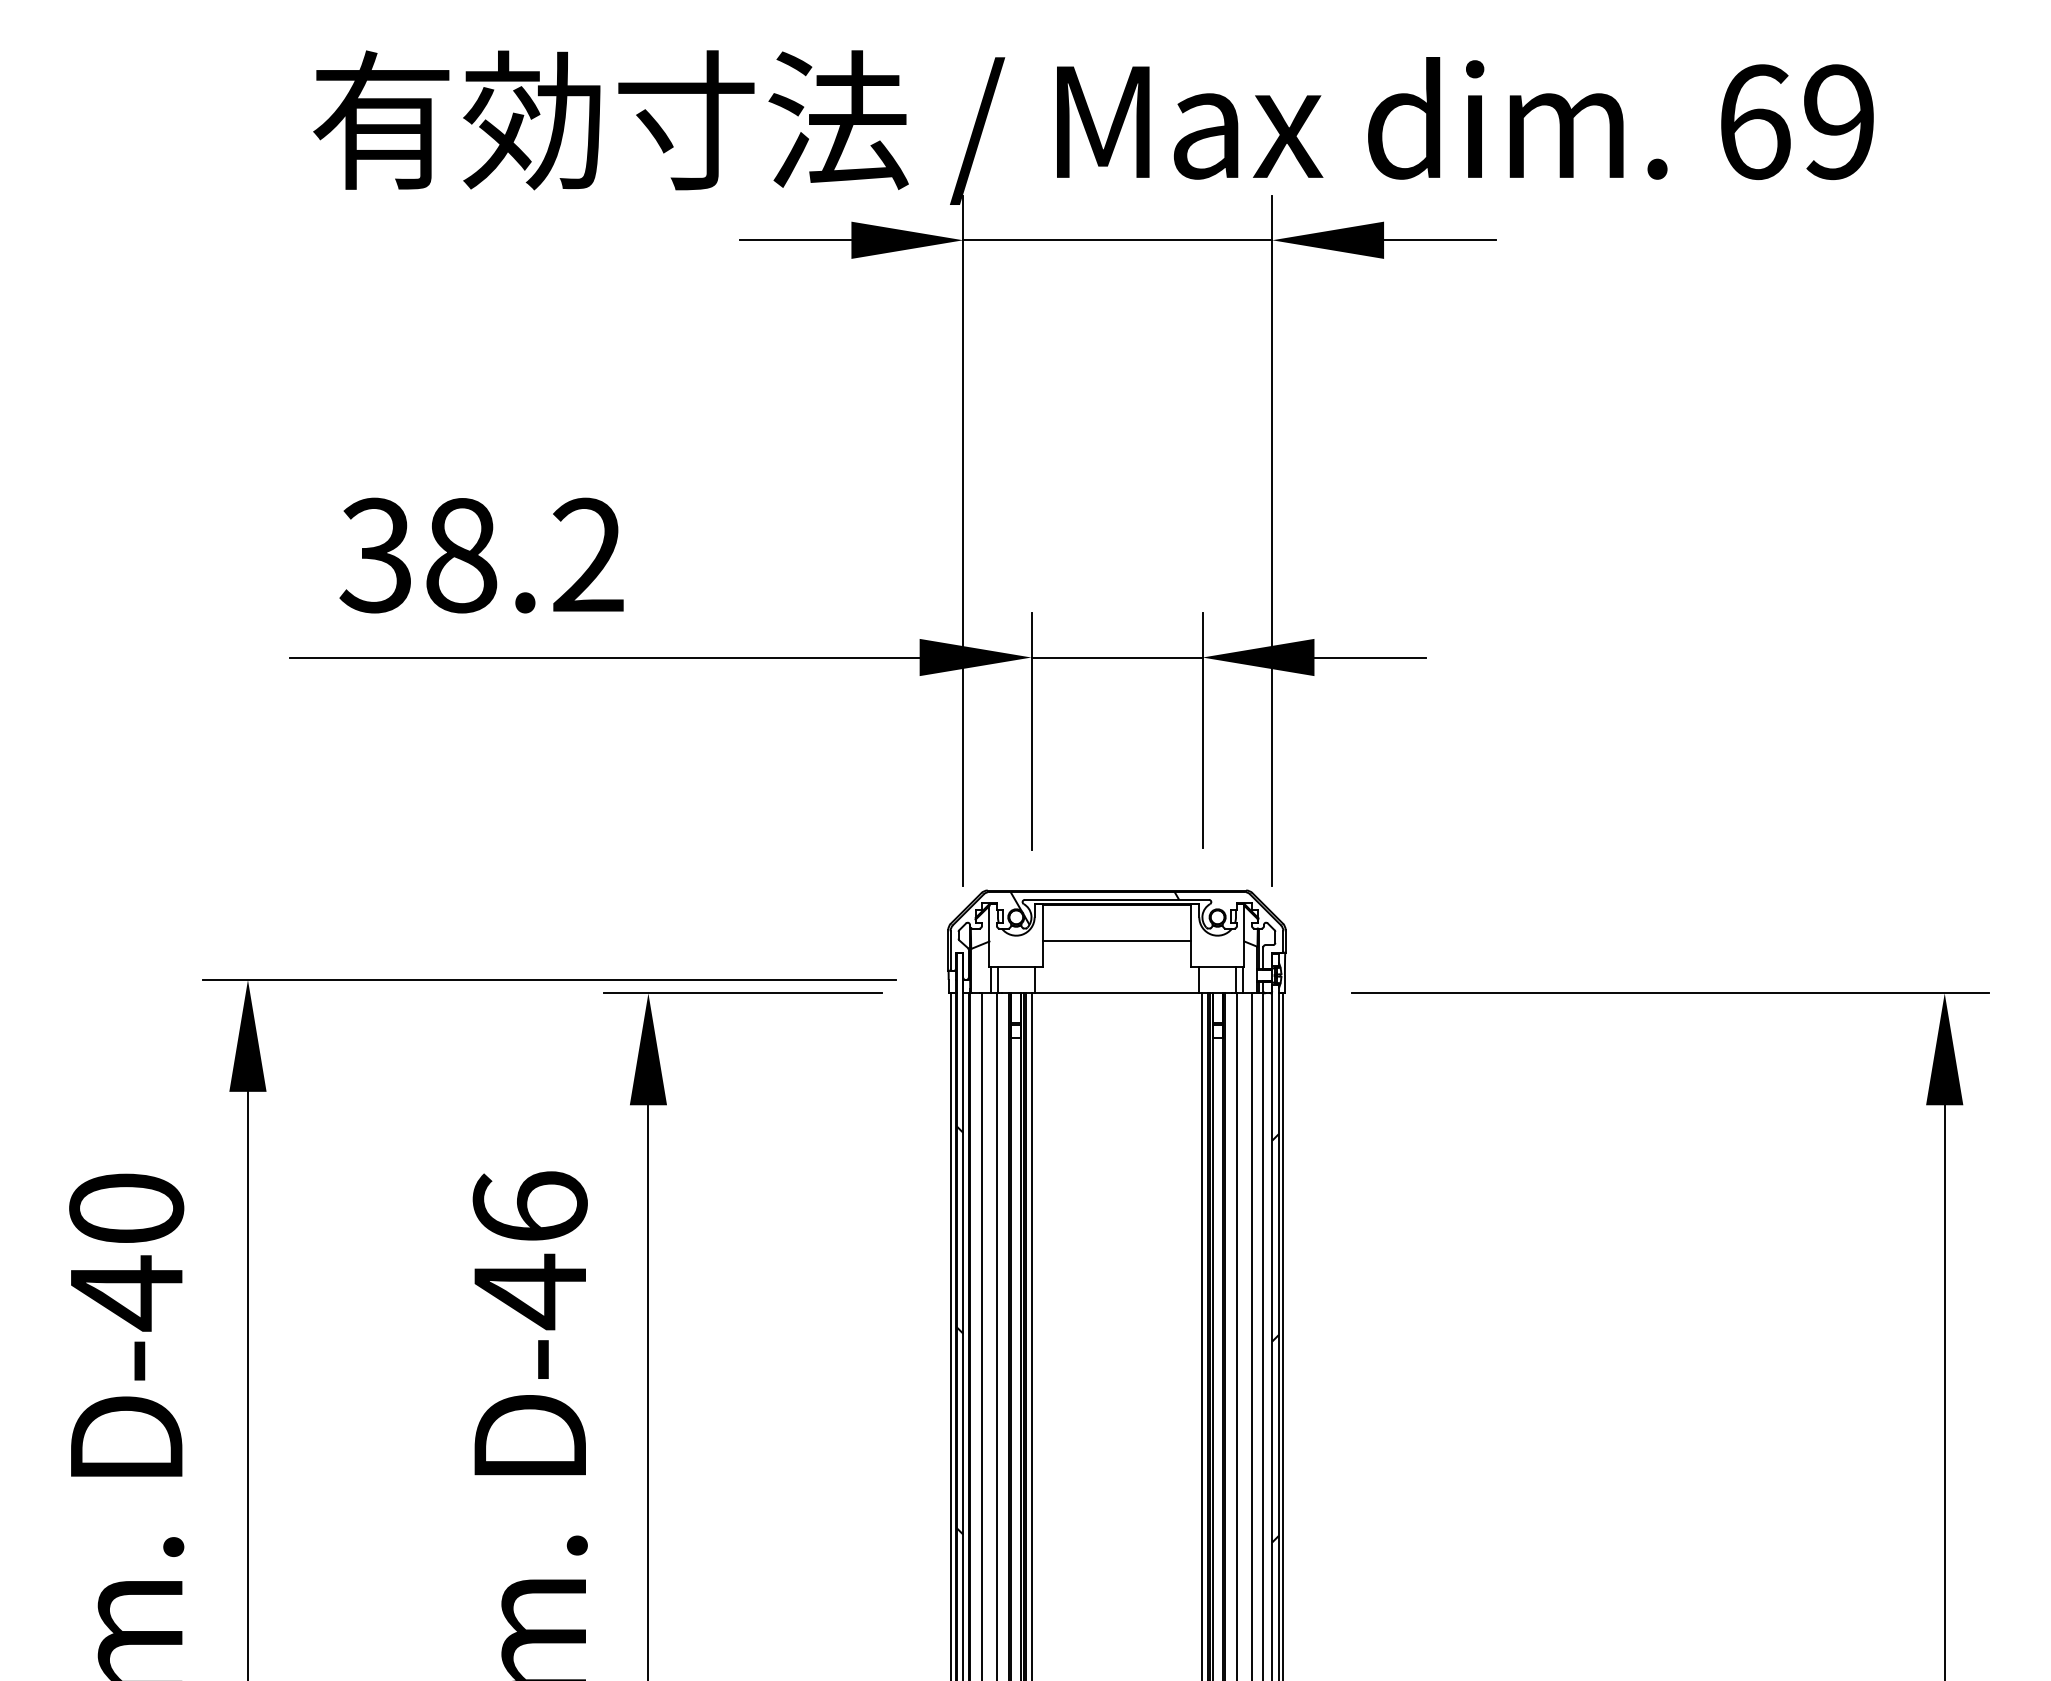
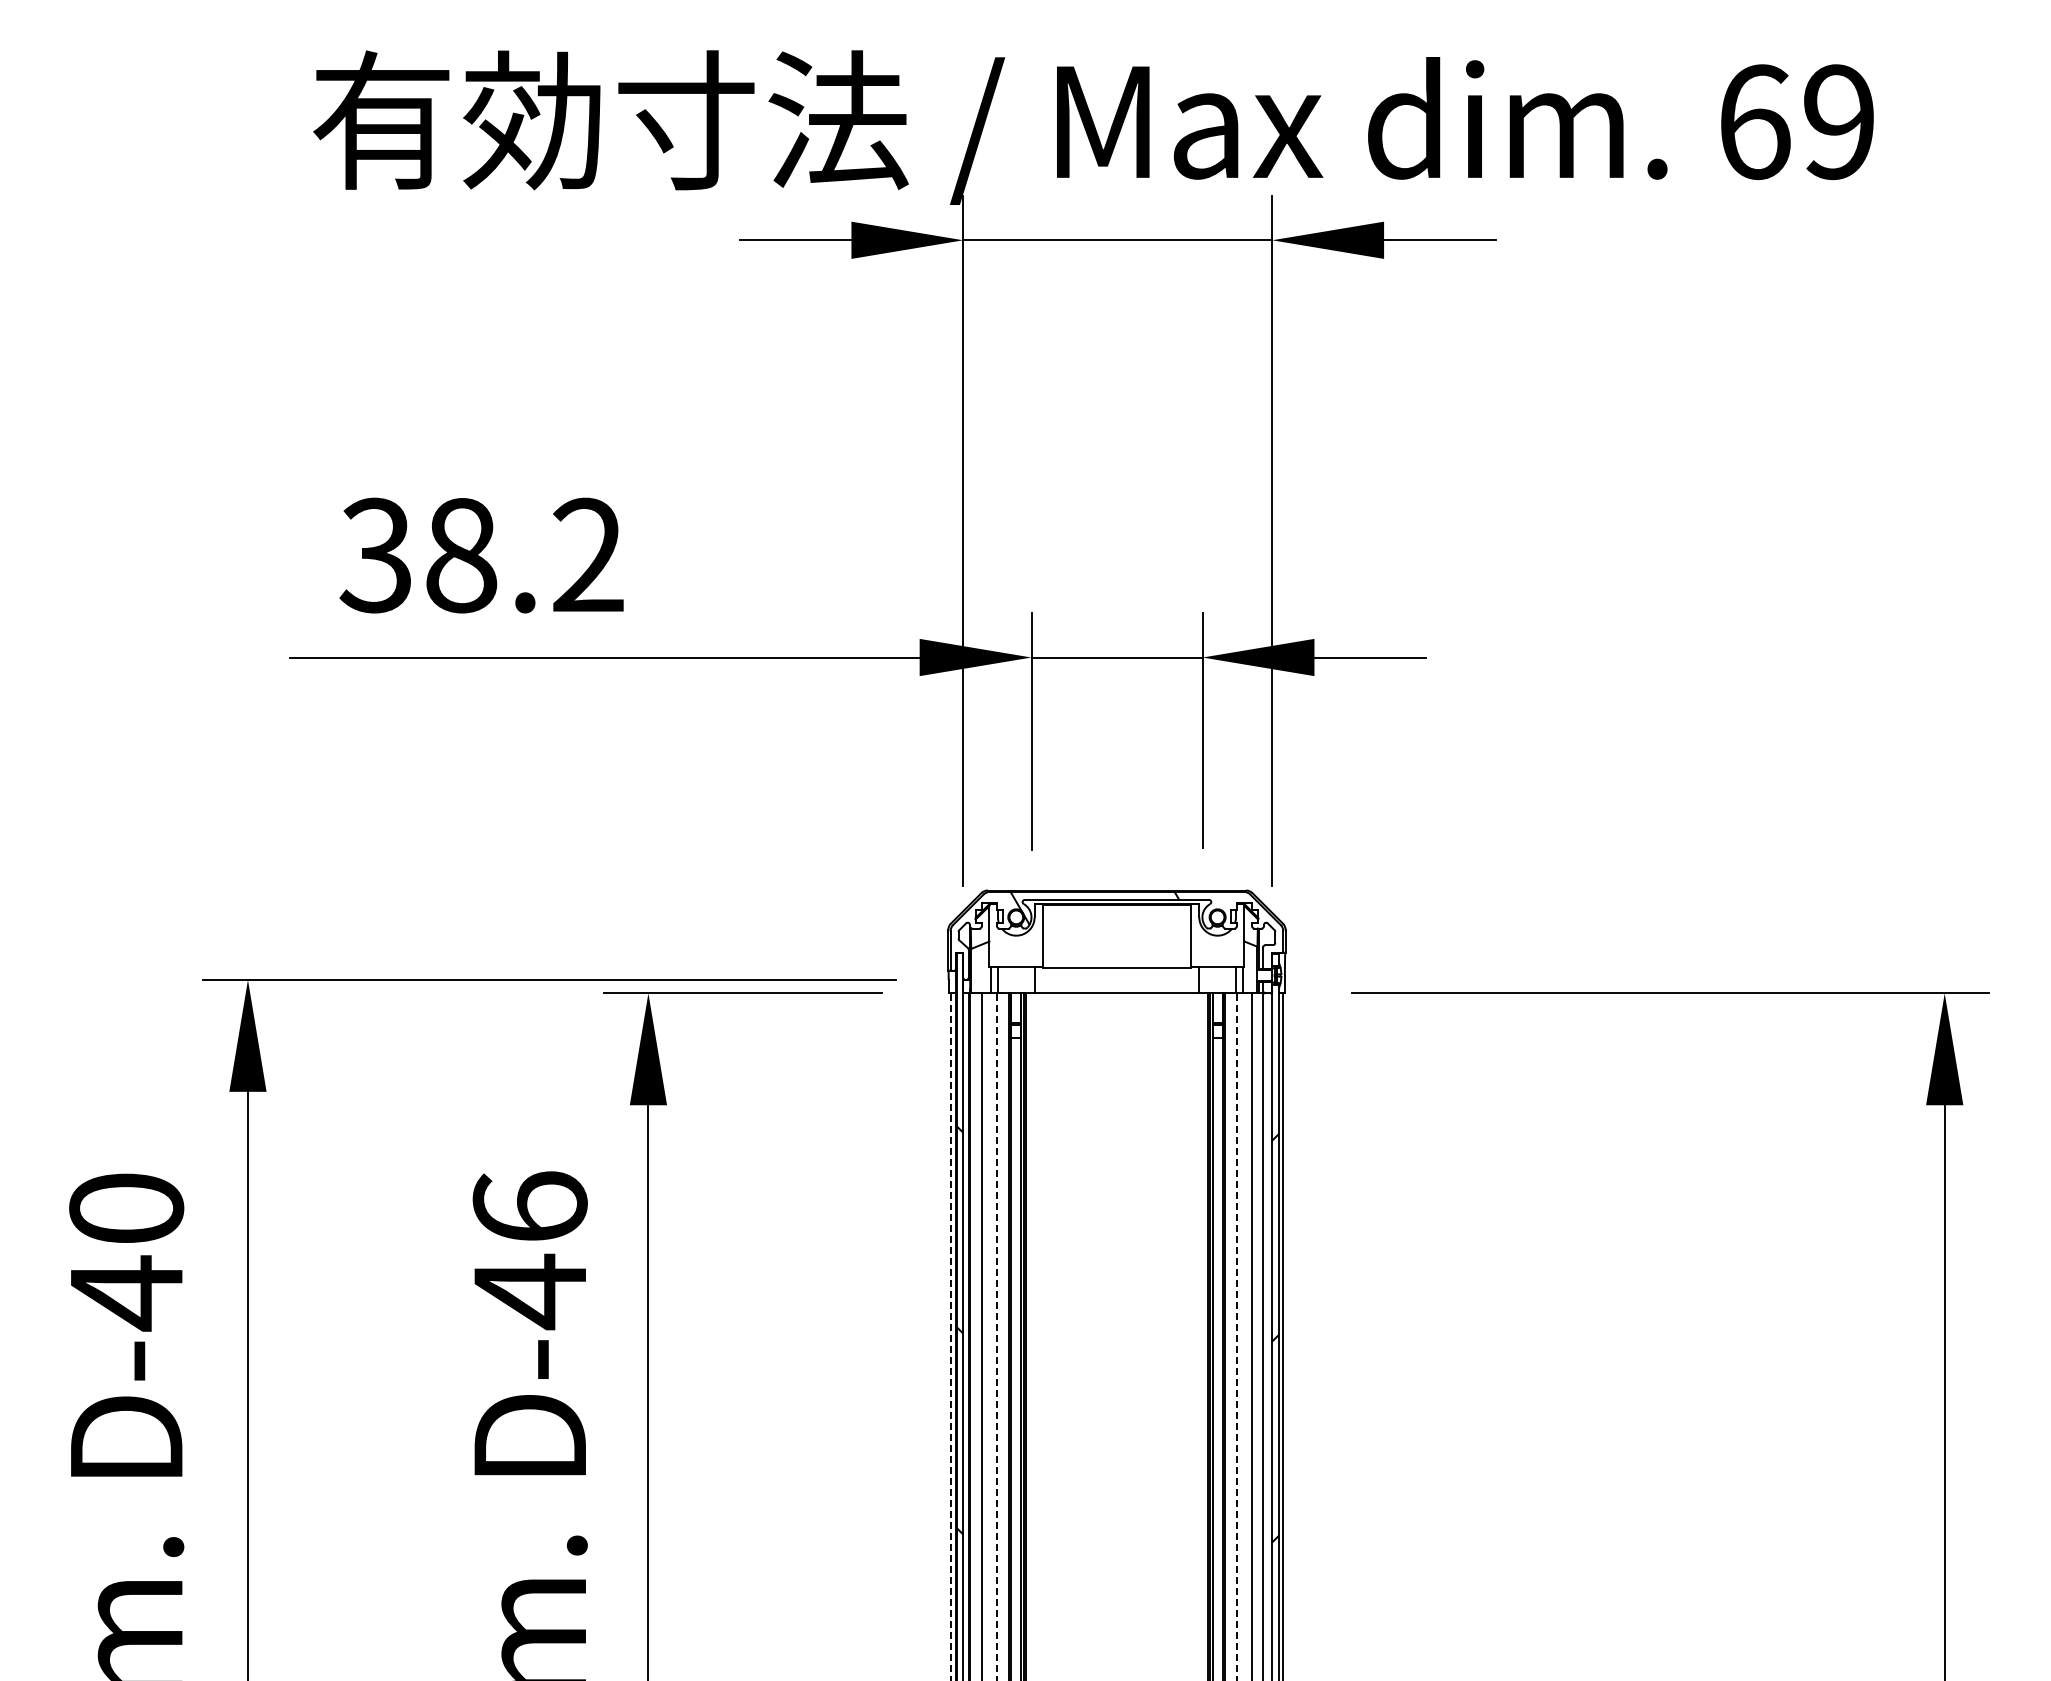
line position: (1116, 940) -> (1116, 967) (1116, 967)
line: present -> none (1031, 1335)
line: present -> none (1202, 1335)
line: solid -> dashed (950, 1336)
line: solid -> dashed (997, 1336)
line: solid -> dashed (1236, 1336)
